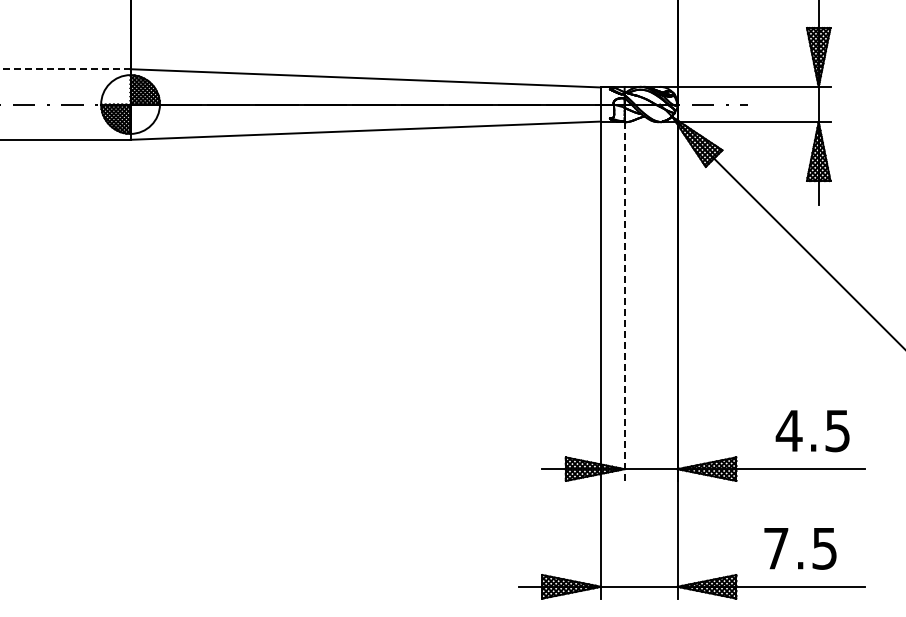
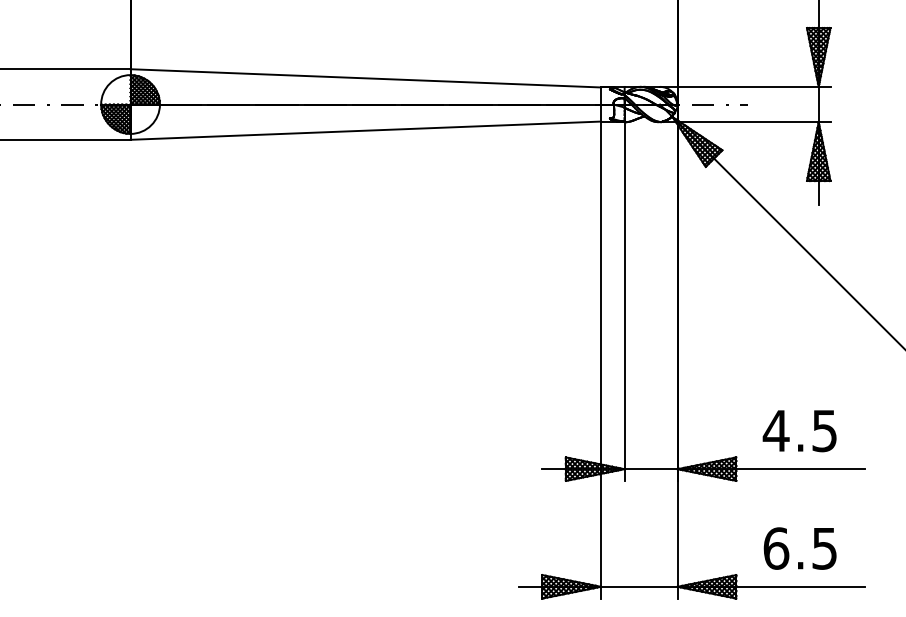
line: dashed -> solid (65, 69)
line: dashed -> solid (624, 302)
text position: (812, 431) -> (799, 431) (799, 431)
text: 7.5 -> 6.5 (776, 548)
